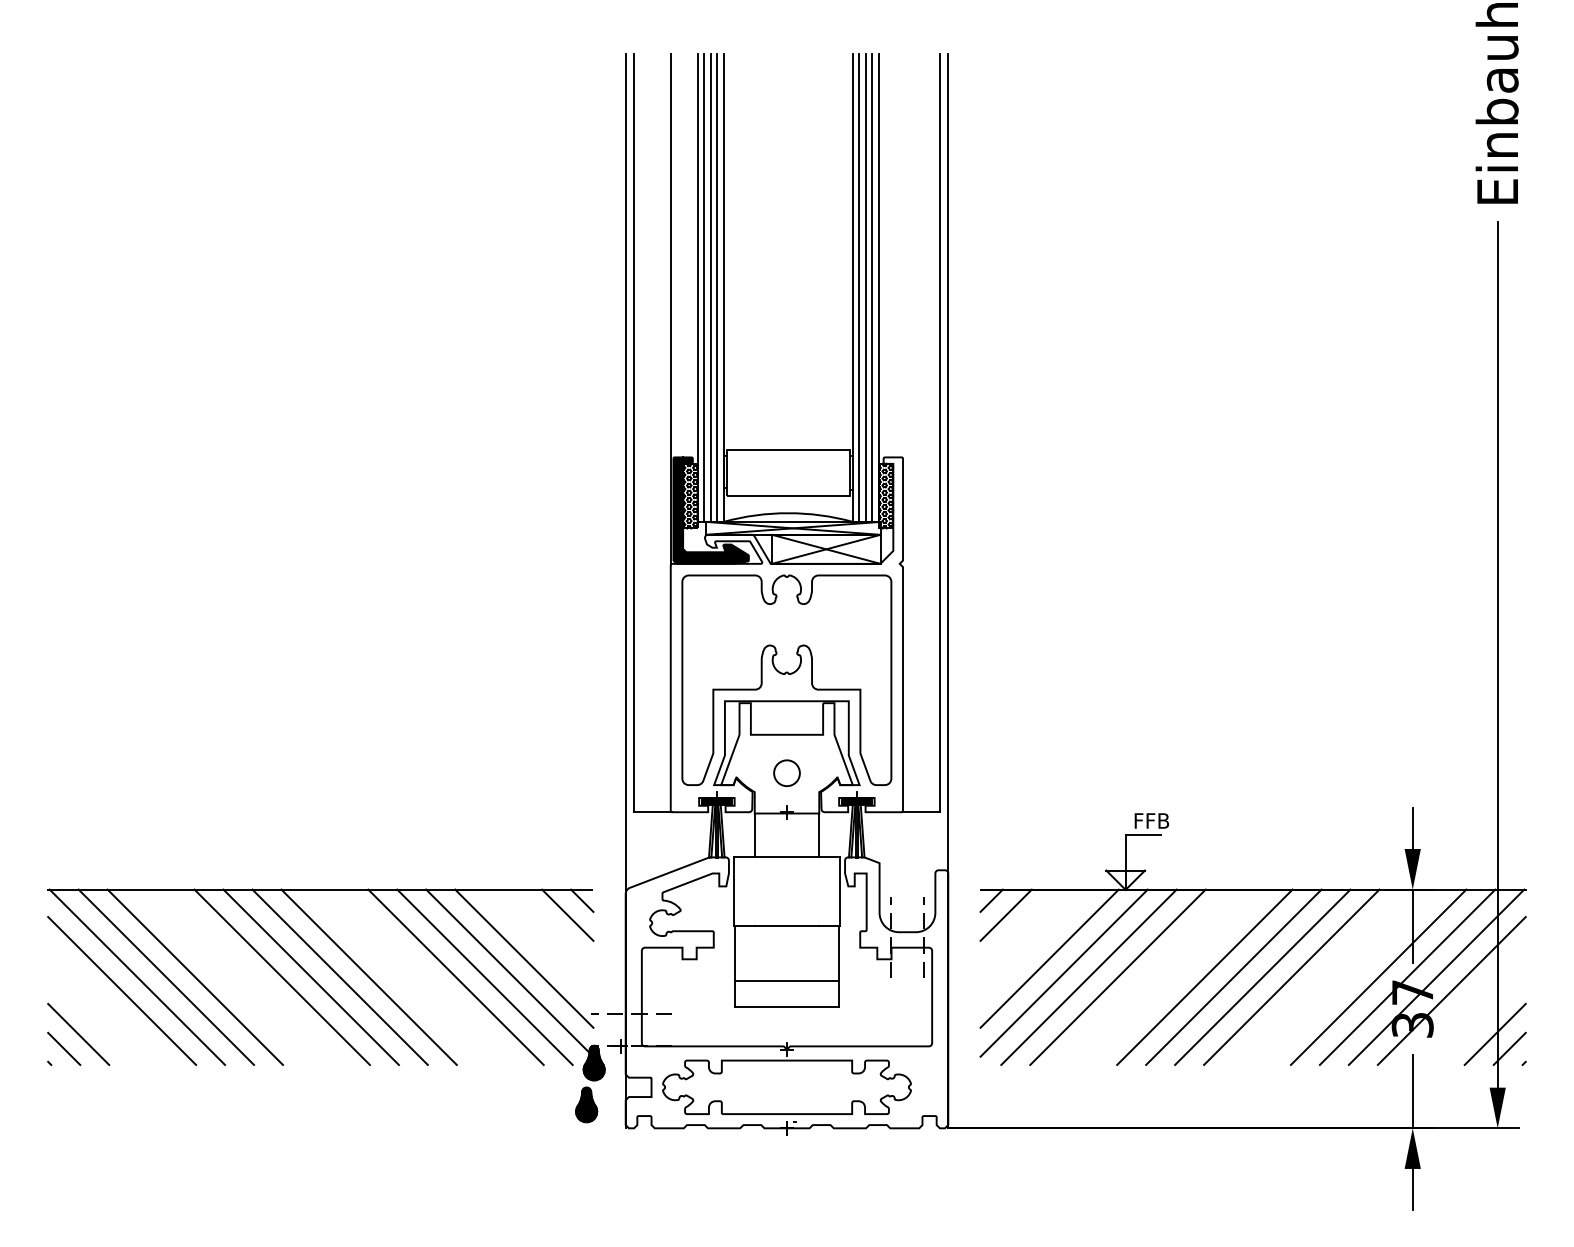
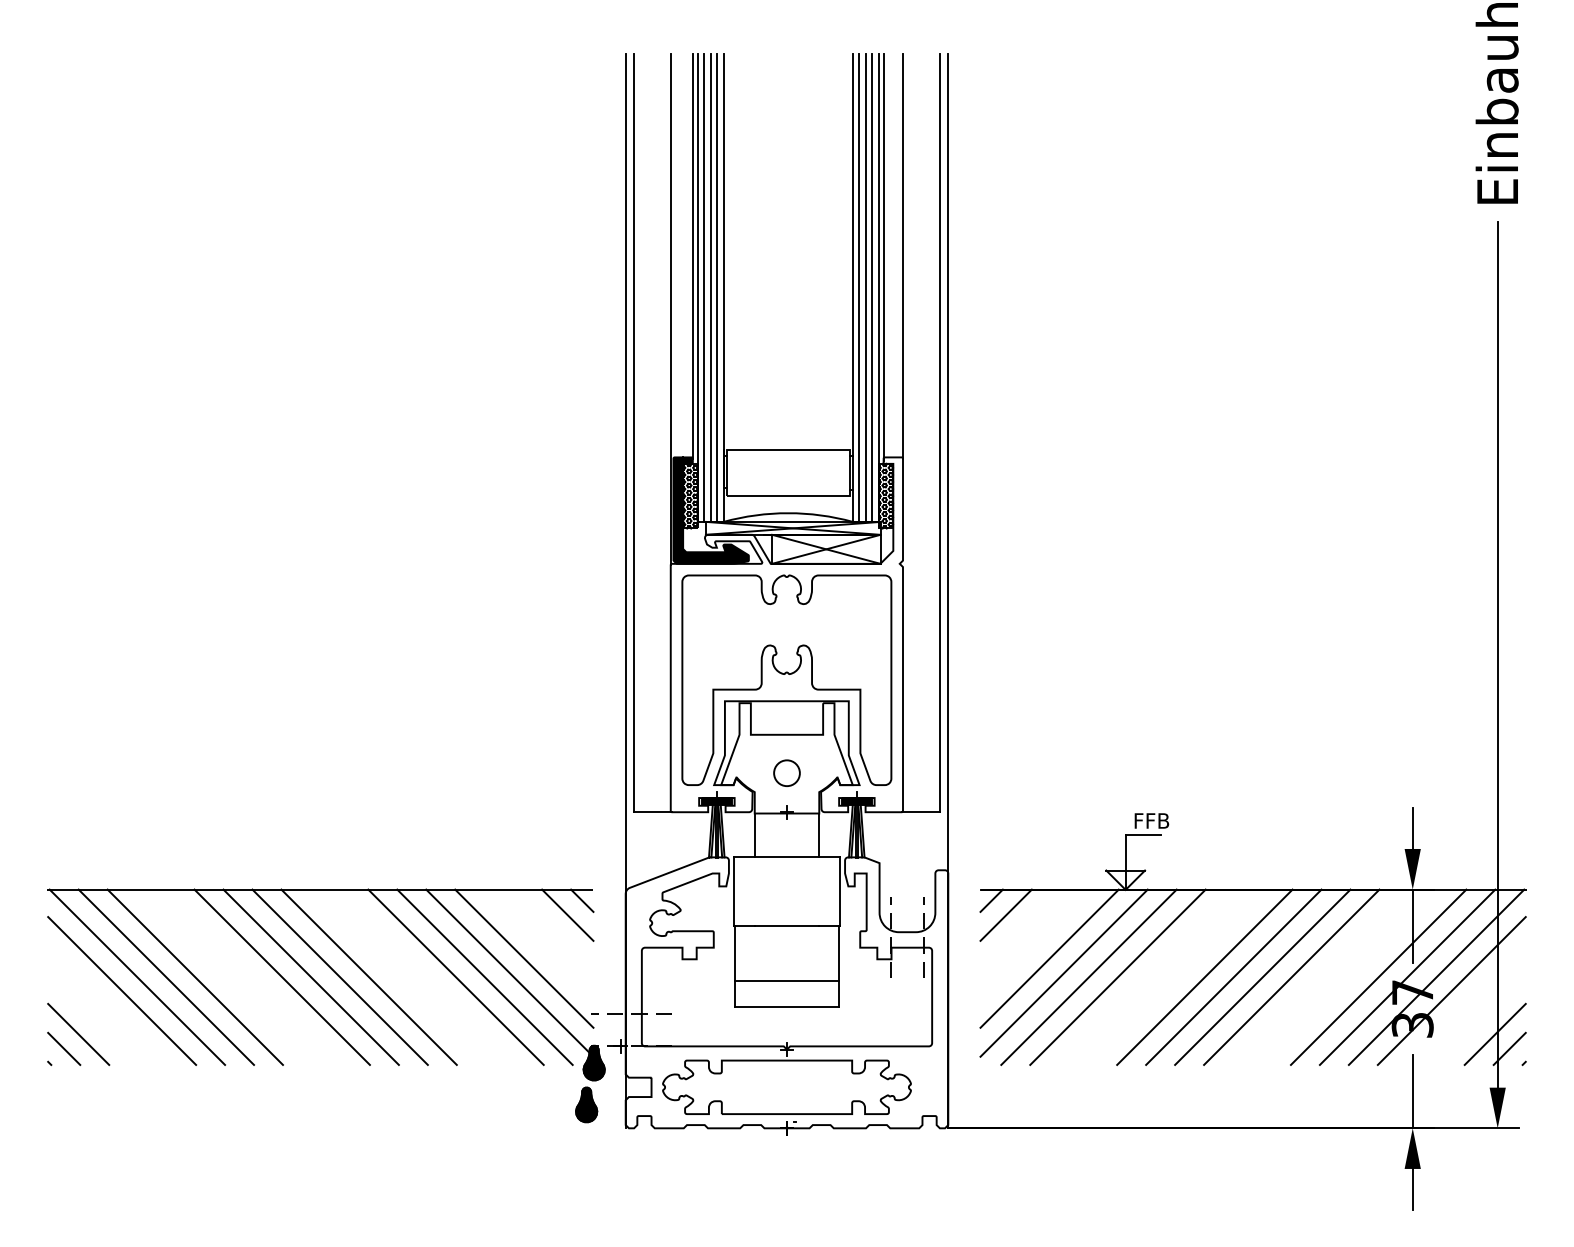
line: none -> present (692, 255)
line: none -> present (902, 255)
line: none -> present (883, 256)
